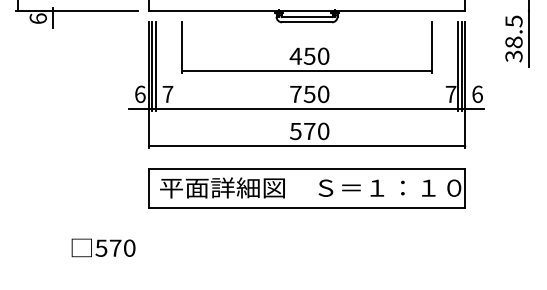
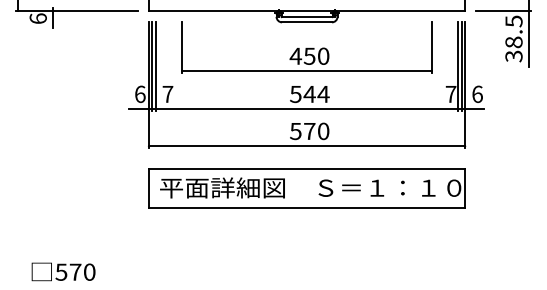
line: none -> present (503, 10)
text: 750 -> 544 (309, 94)
text position: (103, 247) -> (63, 271) (63, 271)
